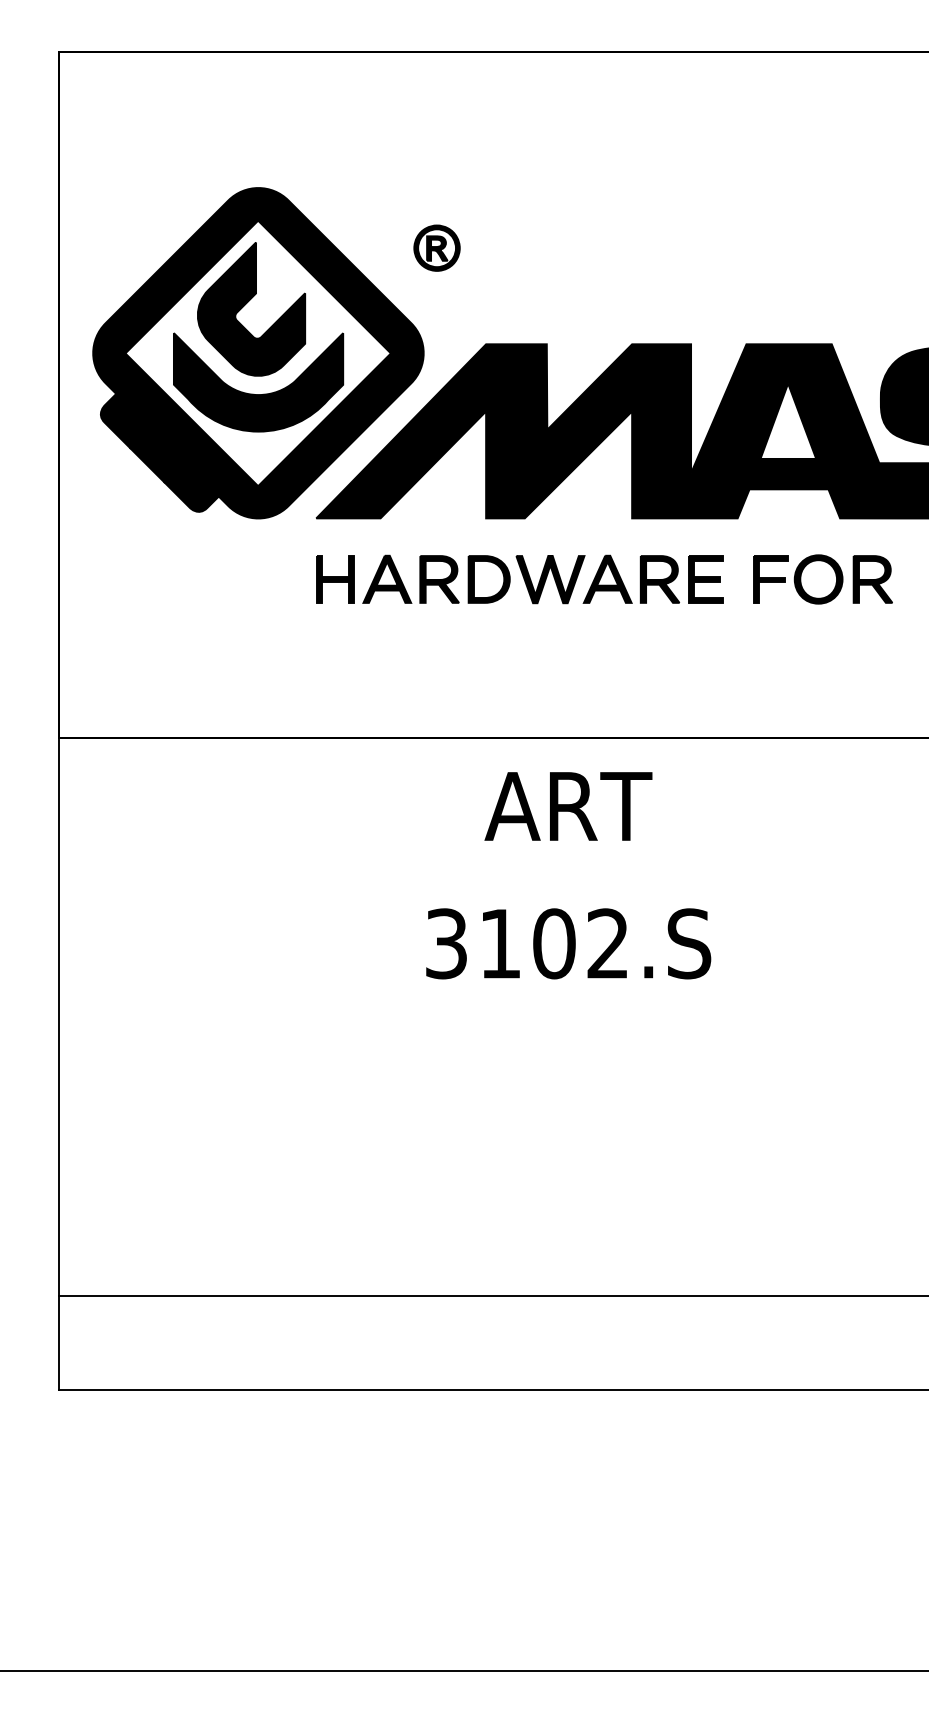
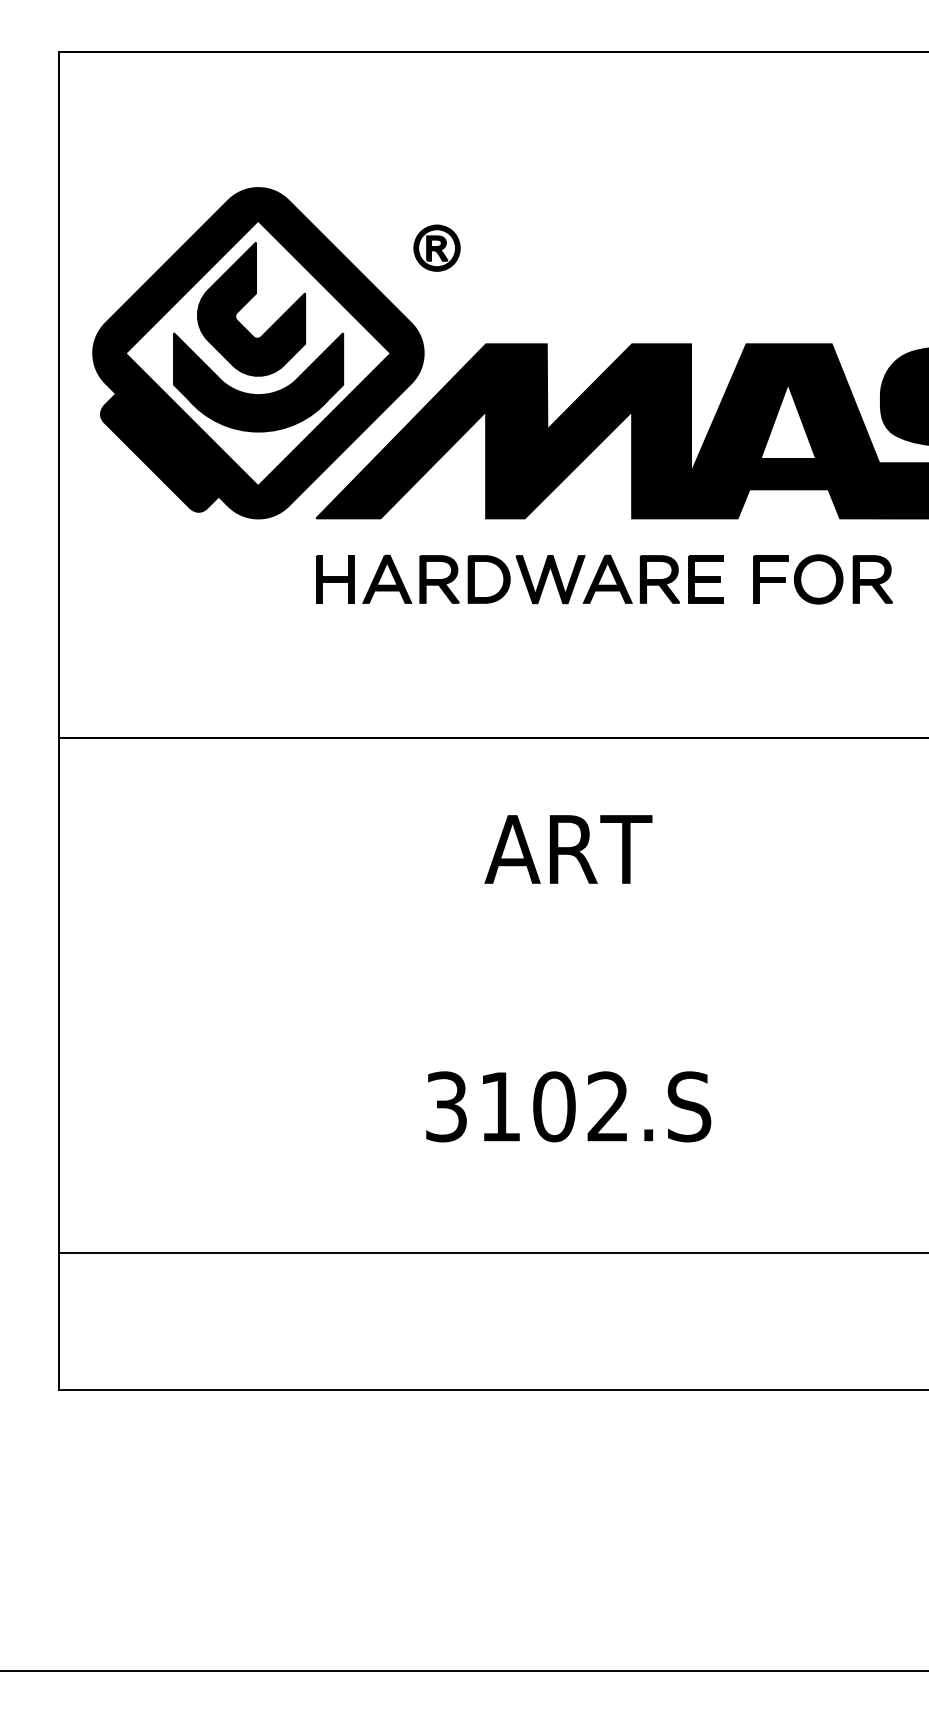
text position: (568, 806) -> (568, 849) (568, 849)
text position: (568, 943) -> (568, 1106) (568, 1106)
line position: (491, 1295) -> (491, 1252) (491, 1252)
